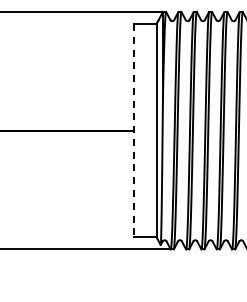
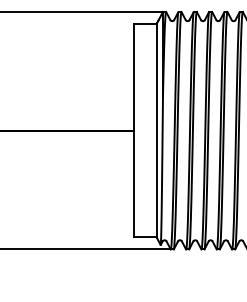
line: dashed -> solid (133, 130)
